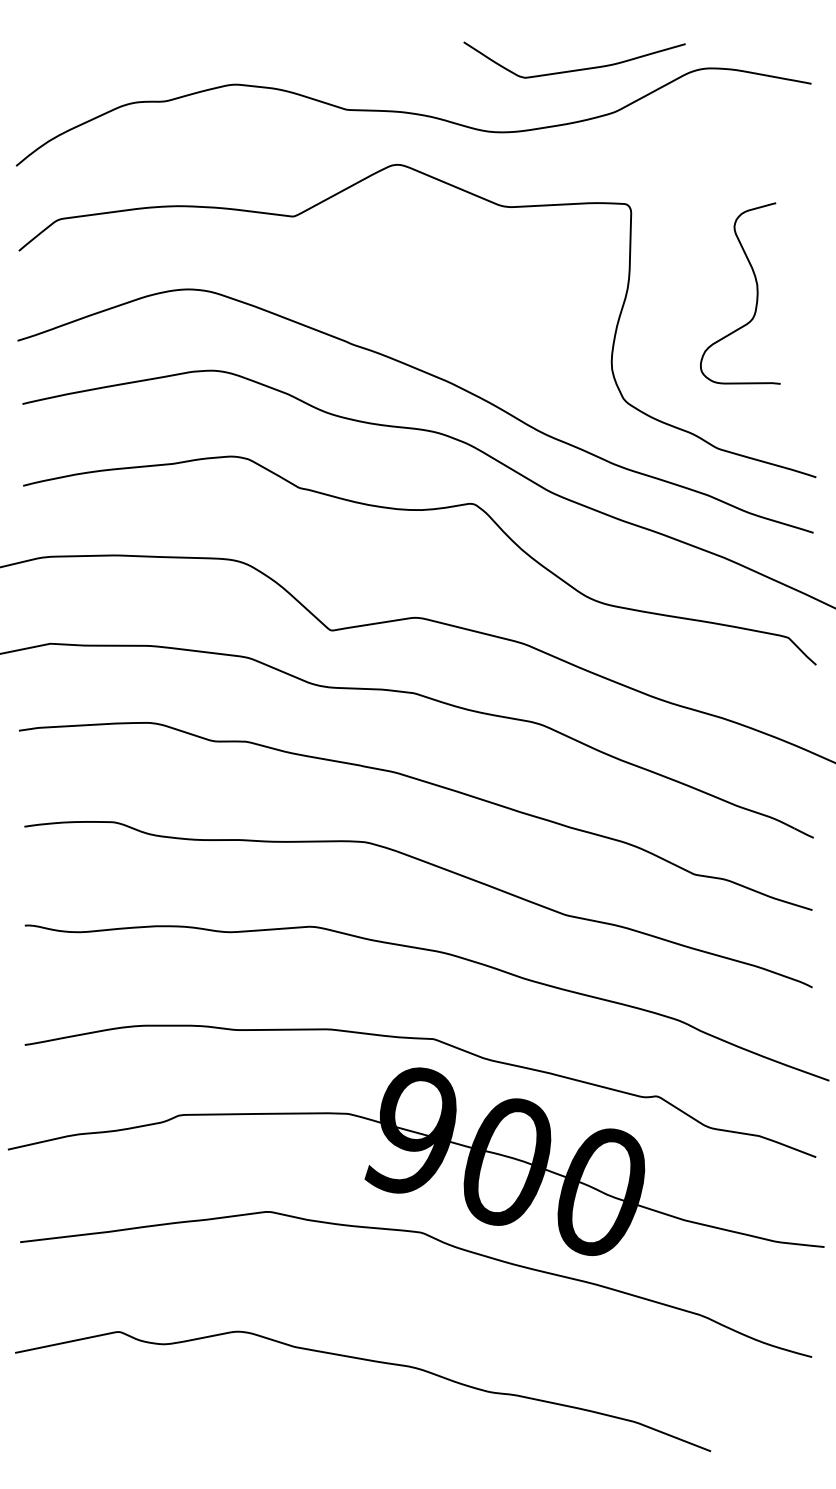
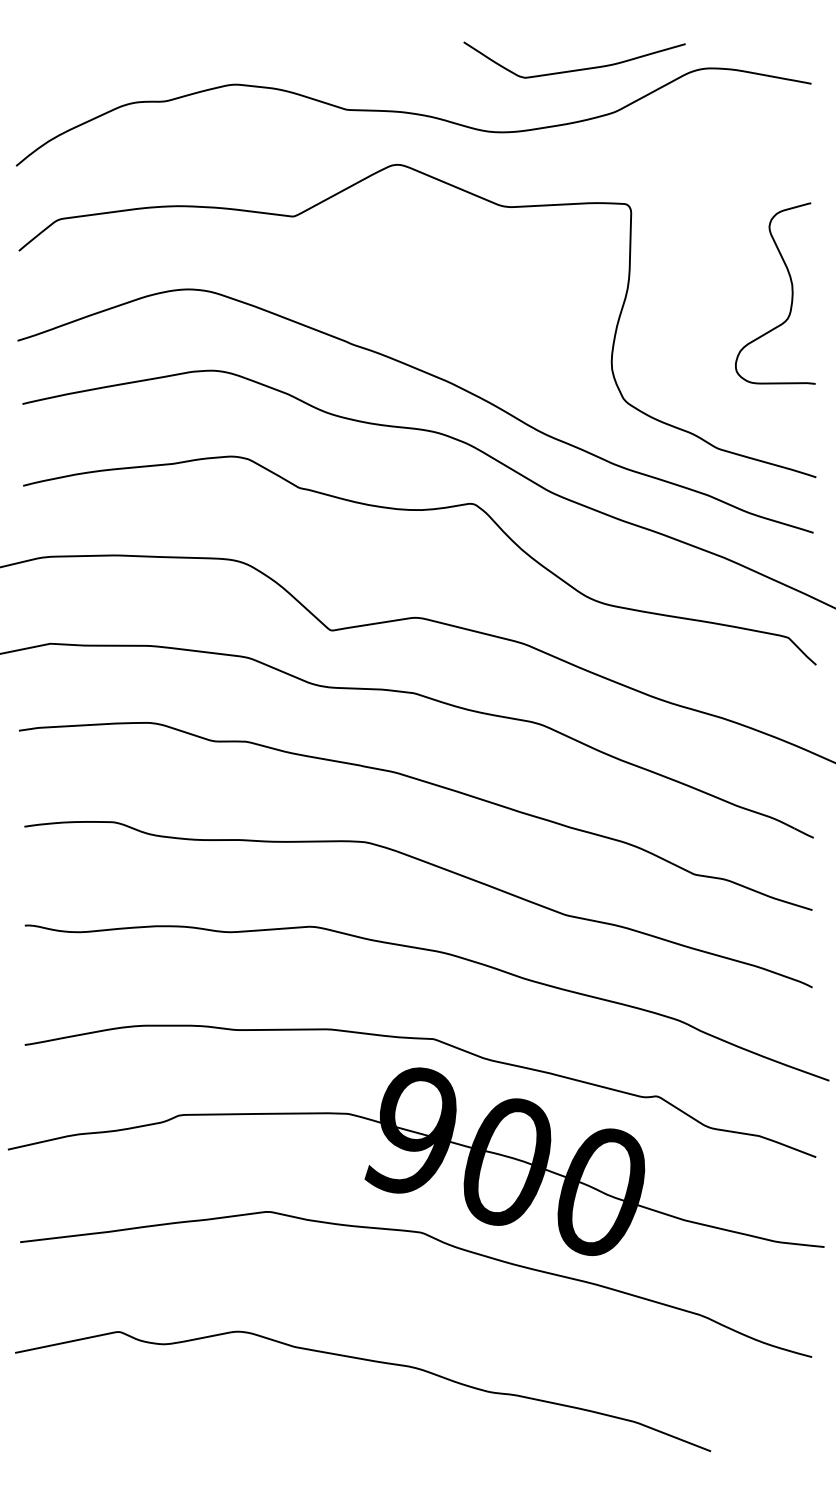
curve position: (756, 293) -> (791, 293) (791, 293)
